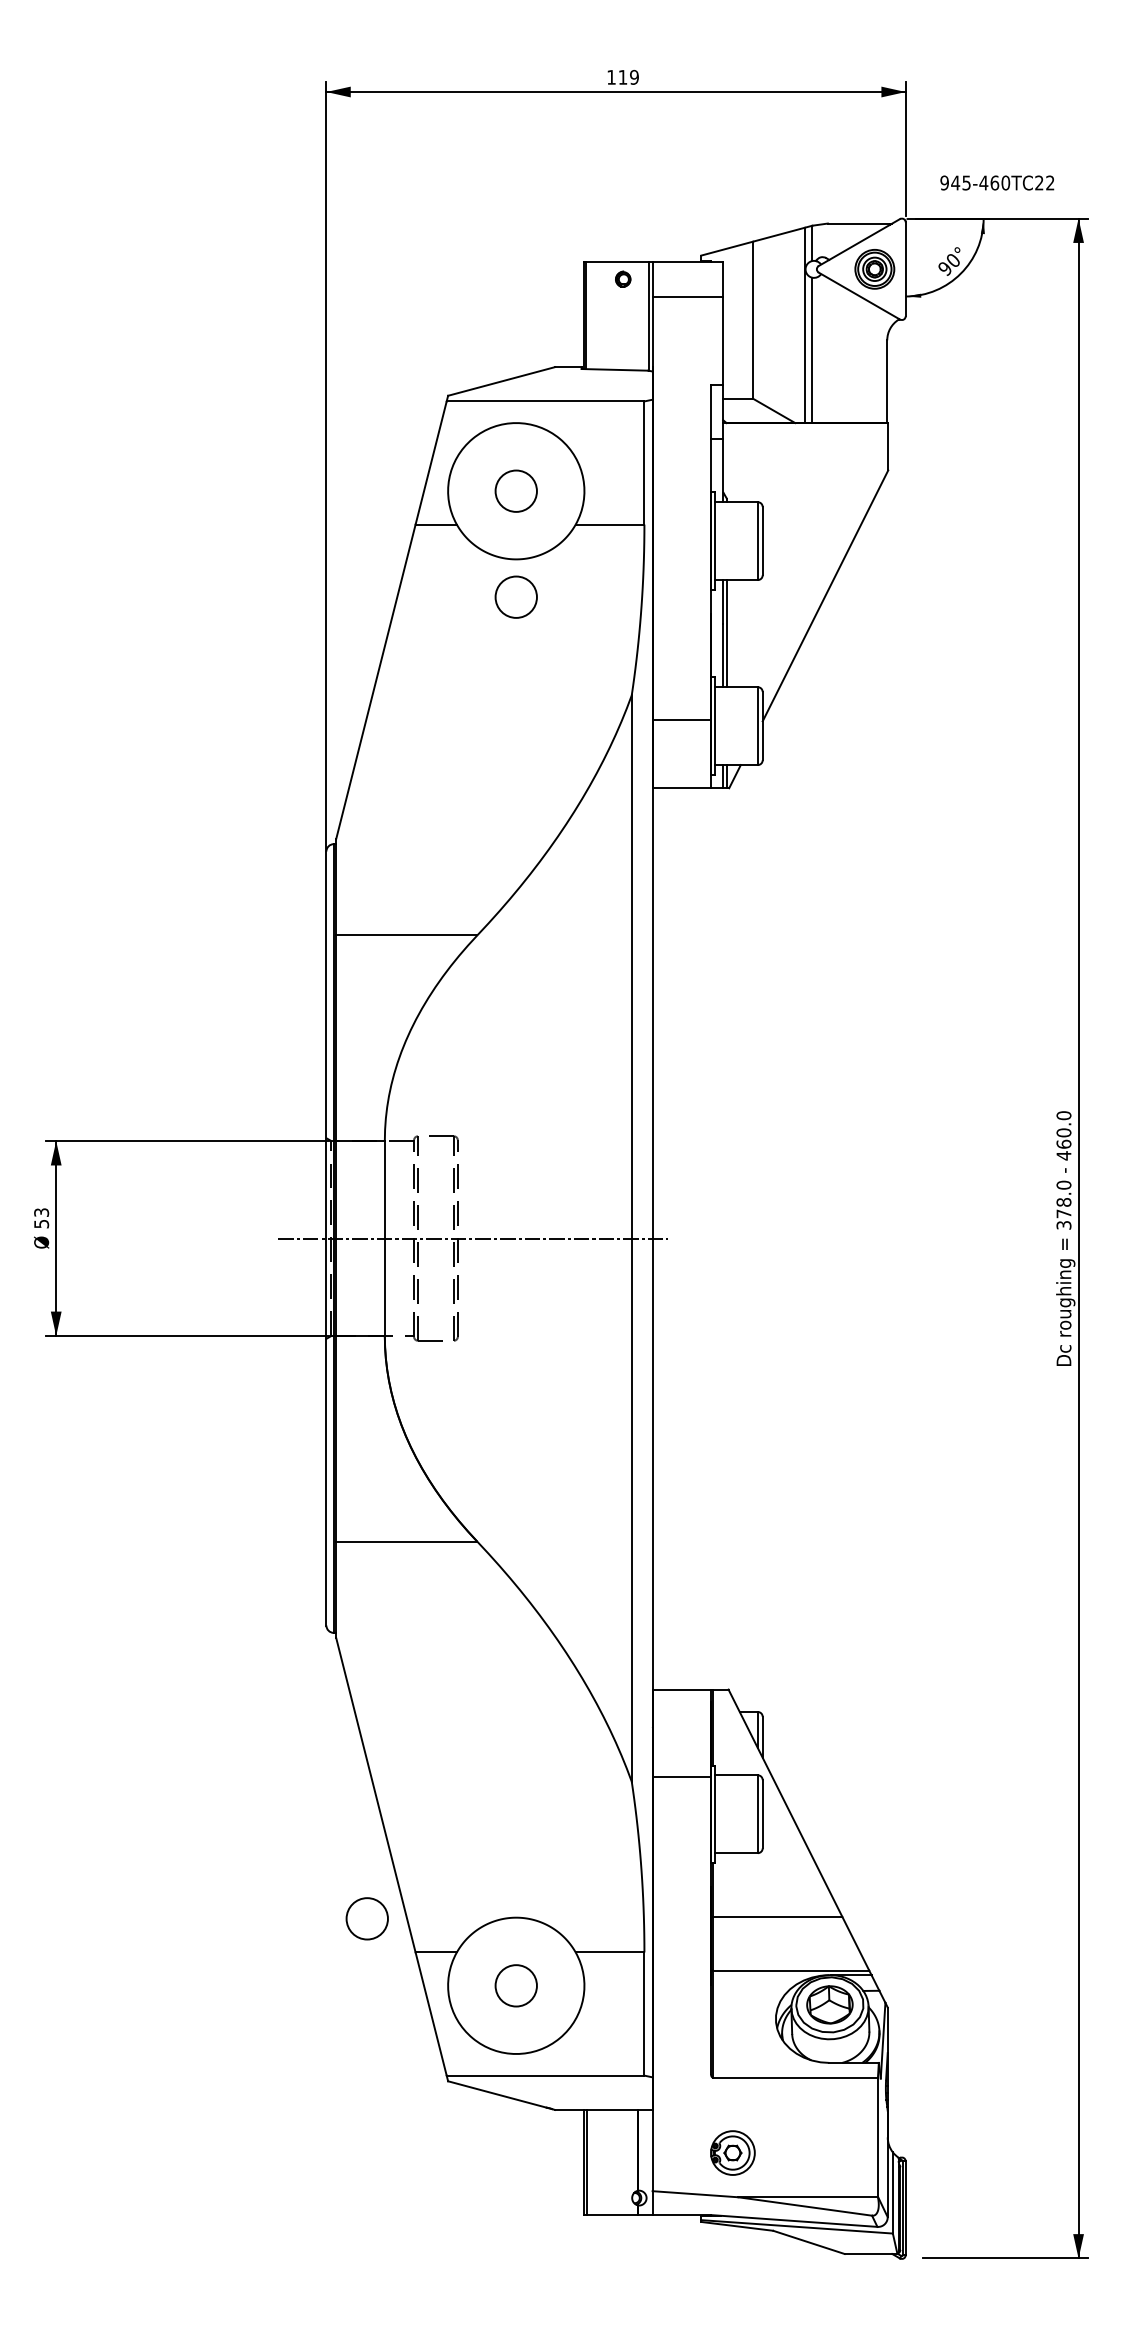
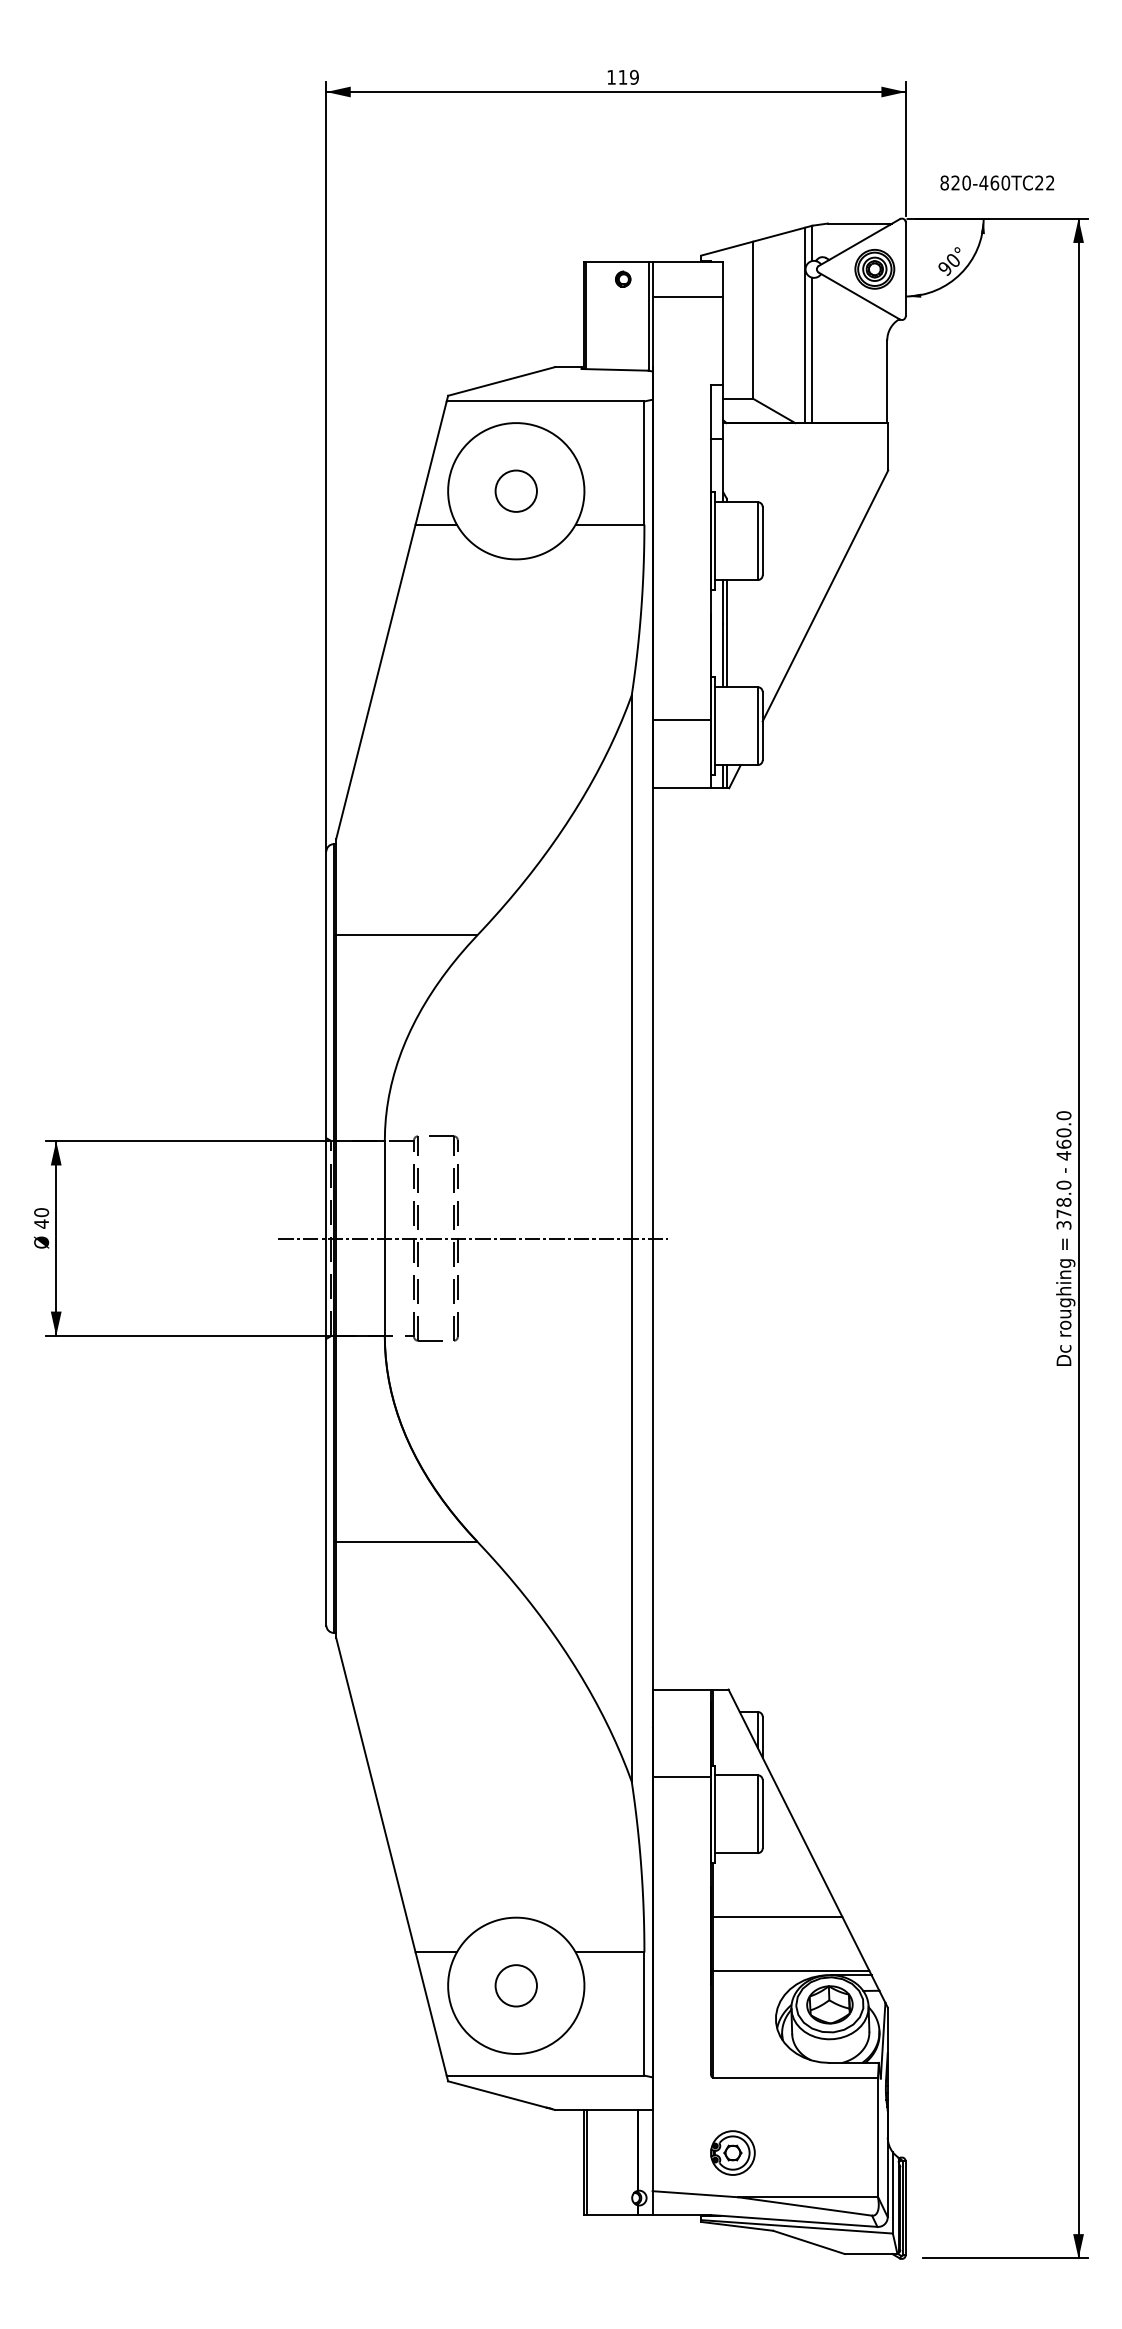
text: 945-460TC22 -> 820-460TC22 (955, 182)
circle: present -> none (515, 596)
text: 53 -> 40 (41, 1218)
circle: present -> none (366, 1918)
